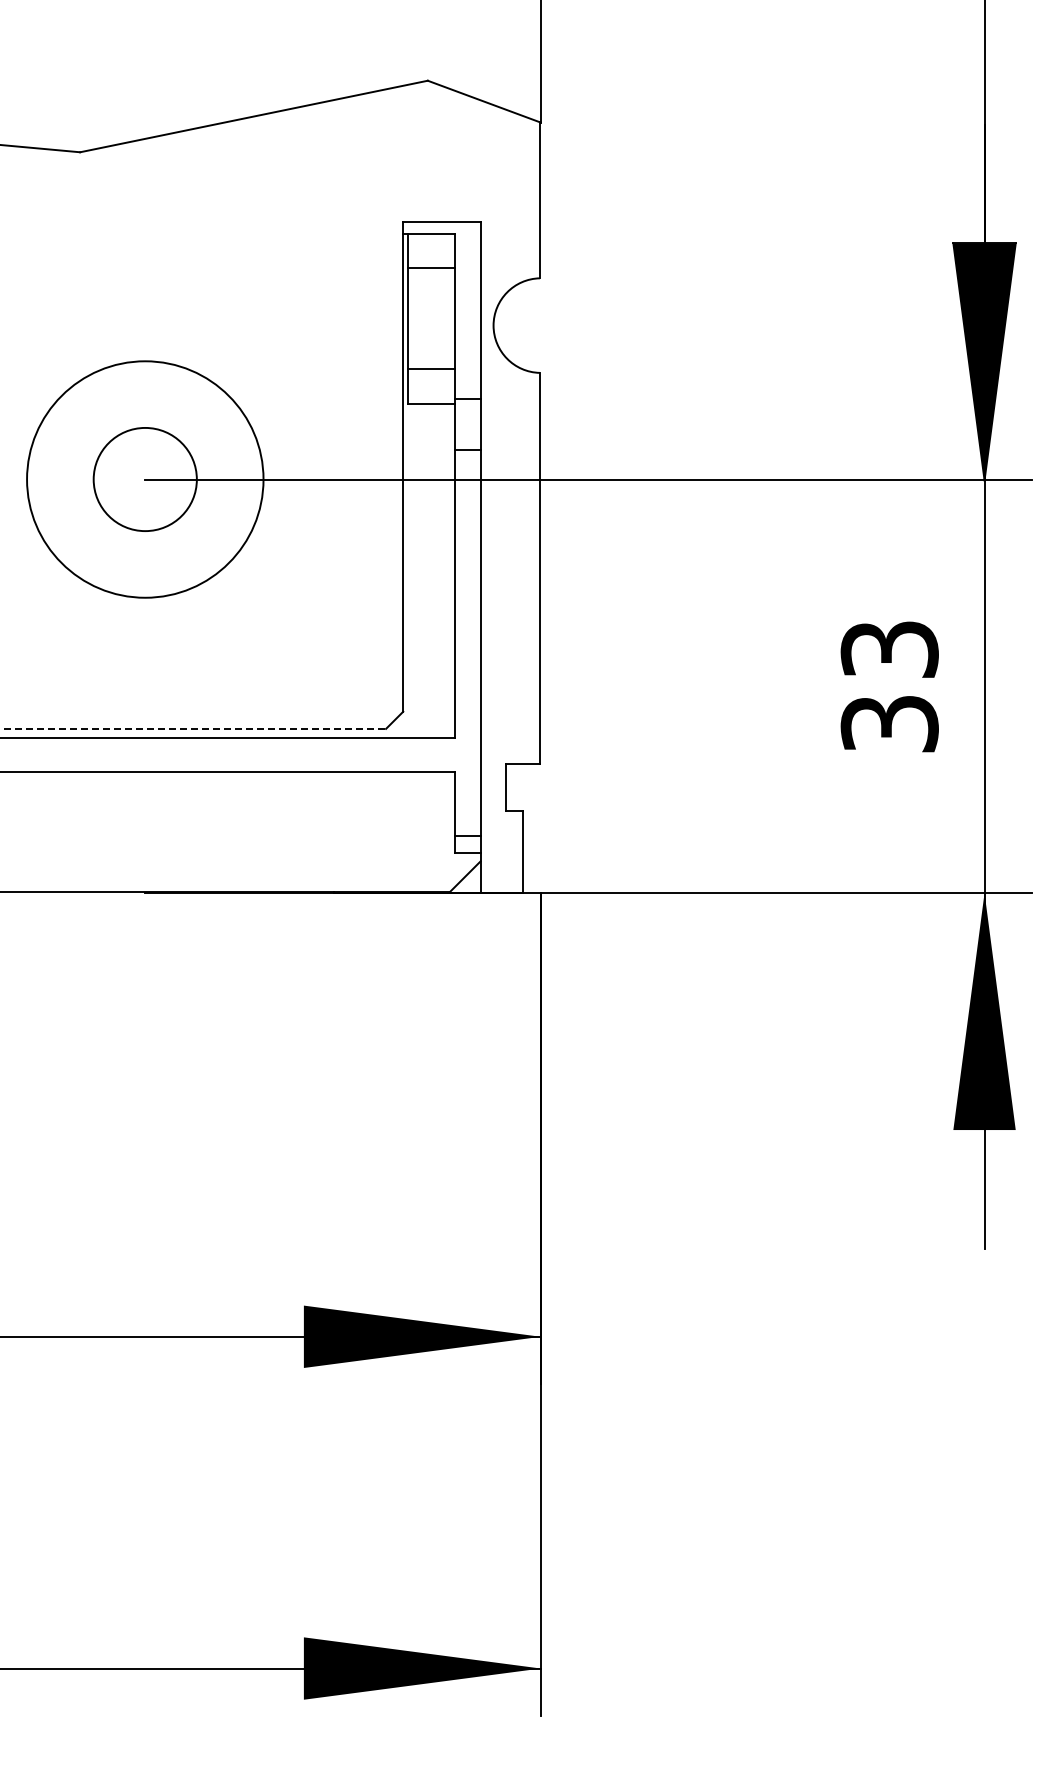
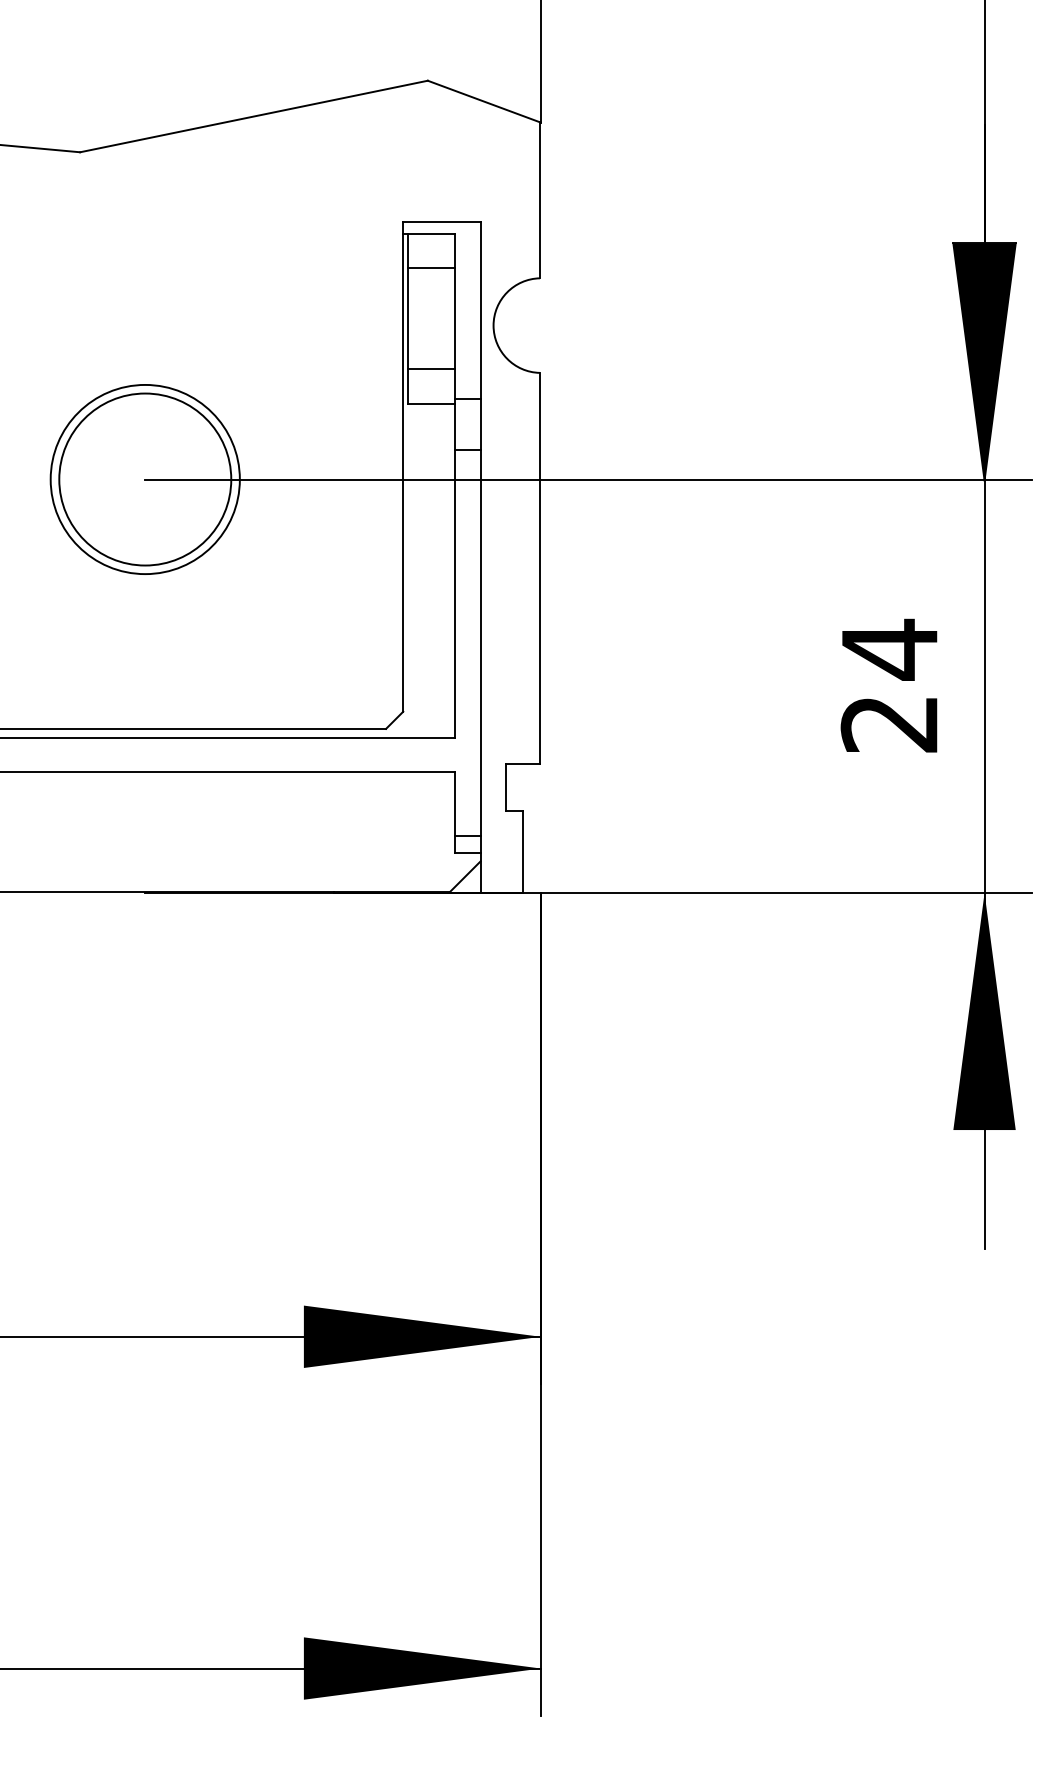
circle diameter: 103 px -> 172 px (145, 479)
circle diameter: 236 px -> 189 px (144, 479)
text: 33 -> 24 (889, 685)
line: dashed -> solid (193, 728)
